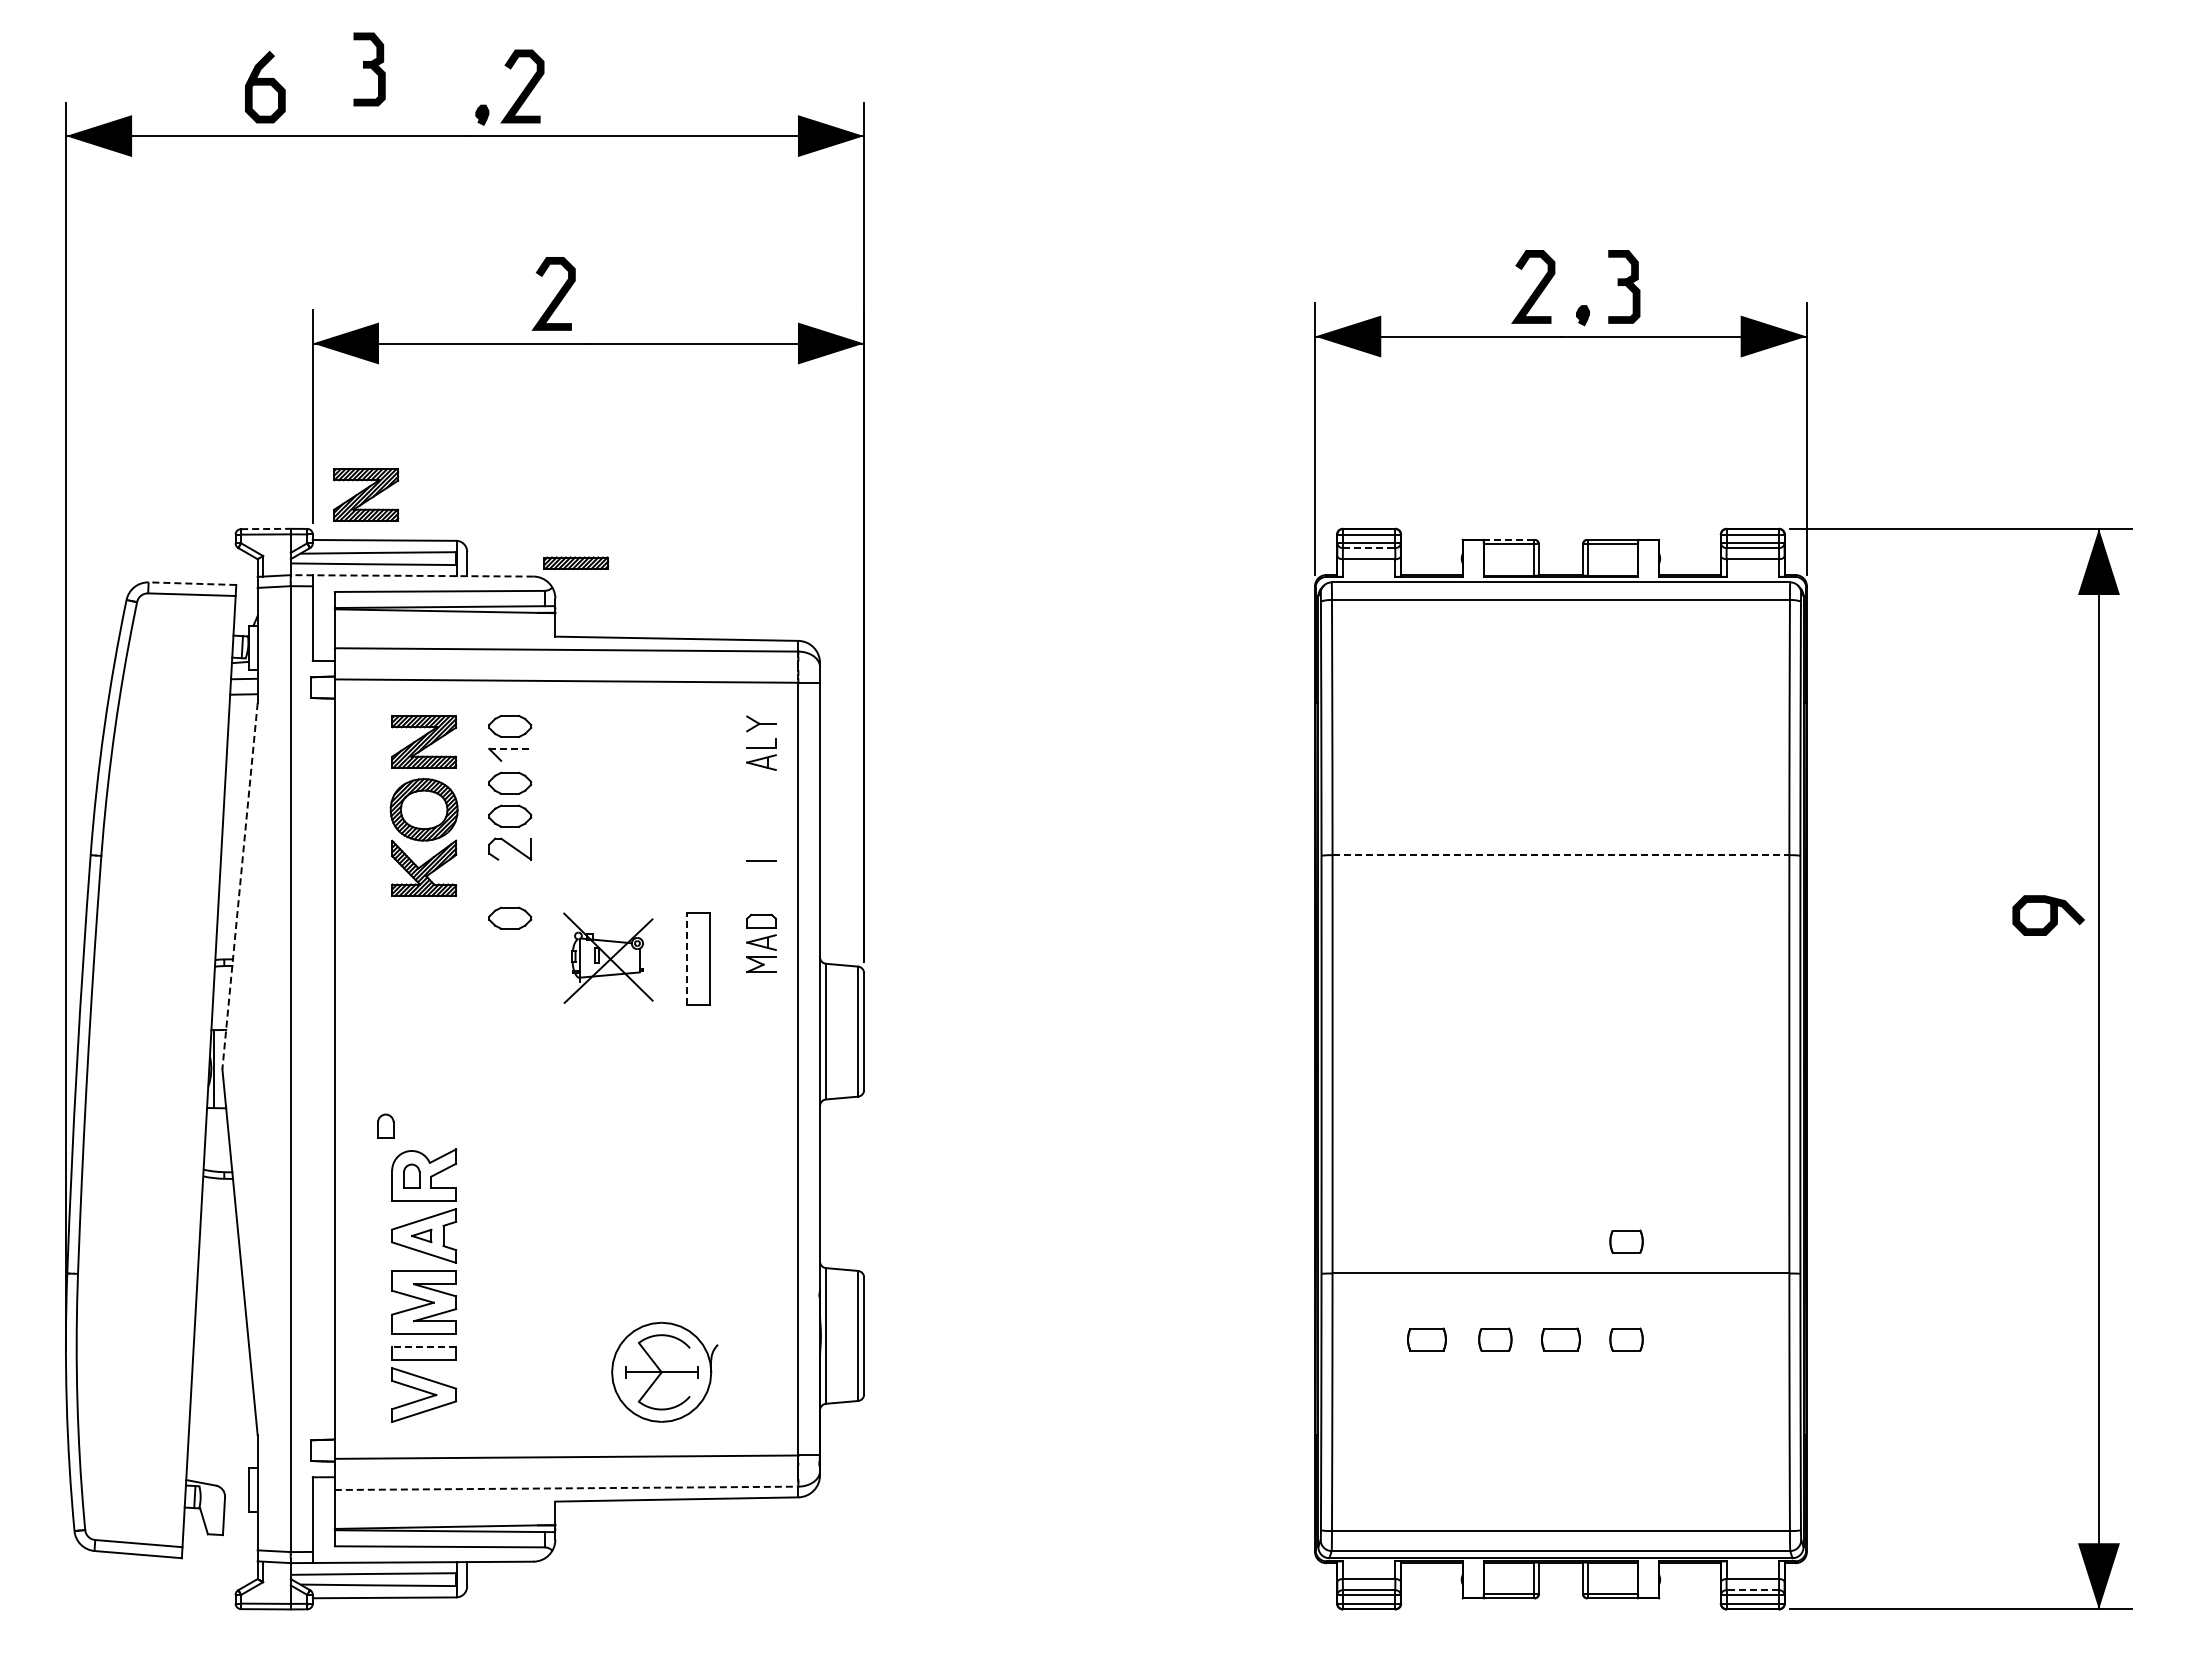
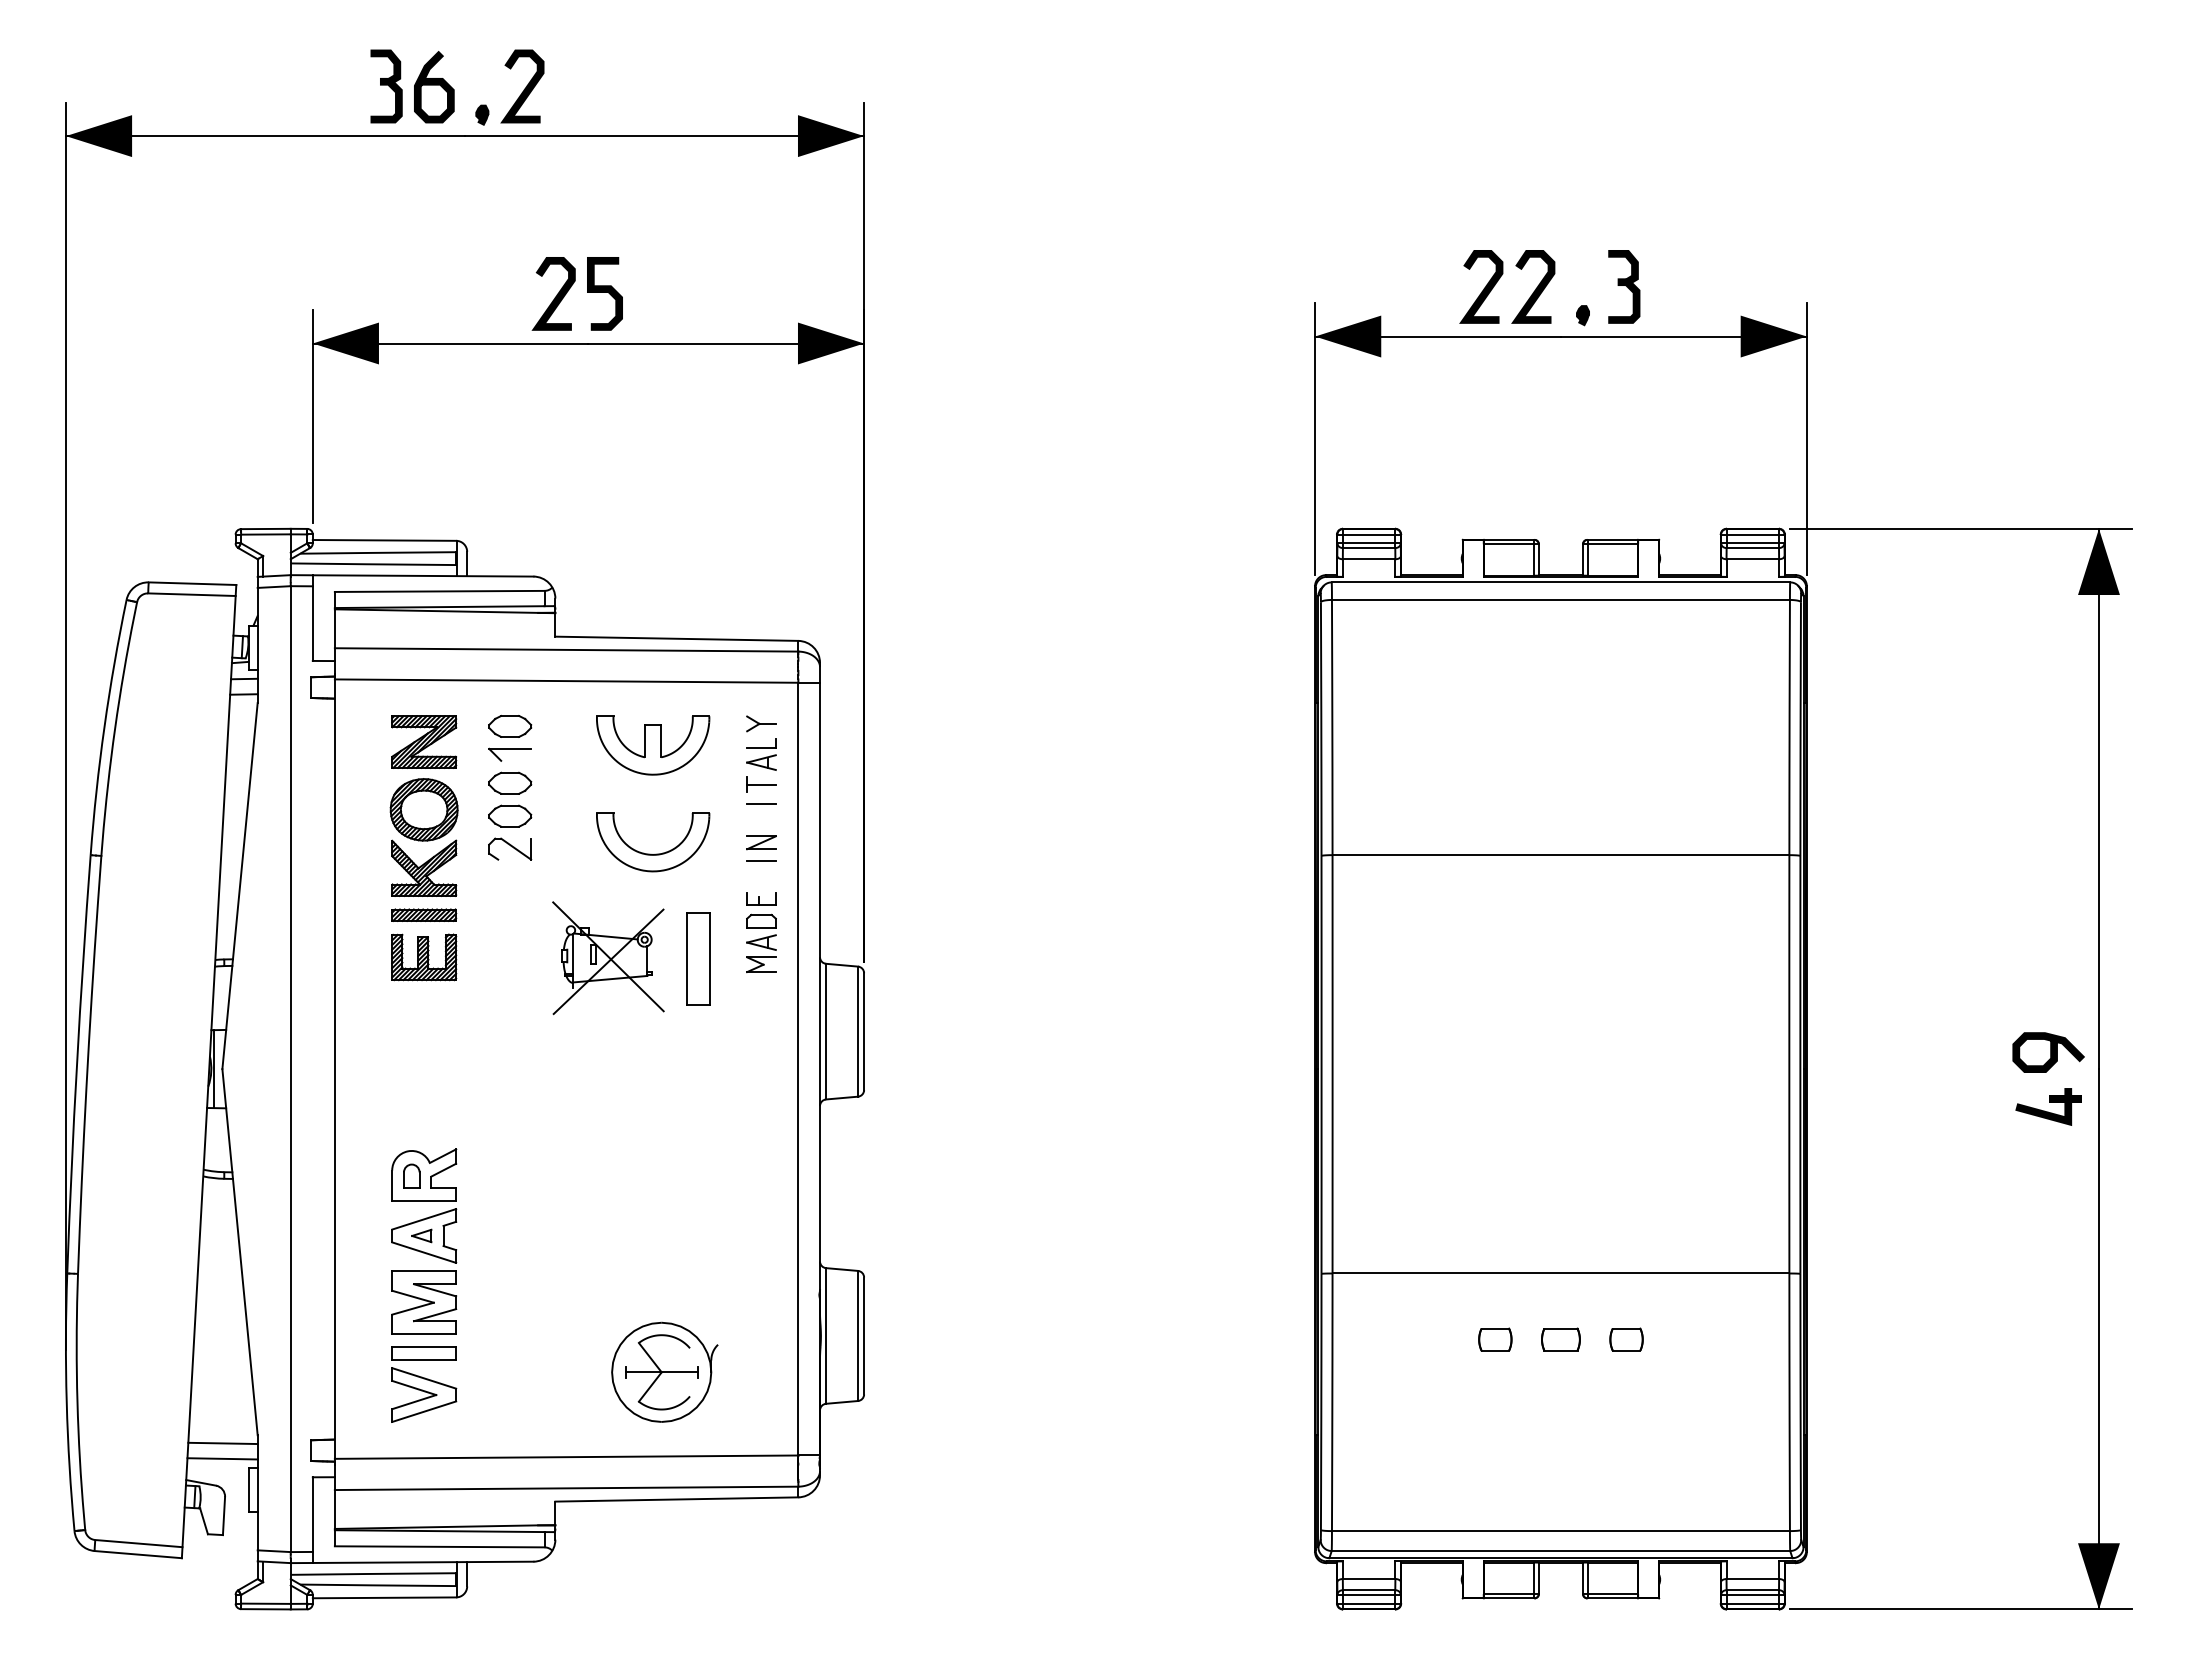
part position: (369, 69) -> (386, 86) (386, 86)
curve position: (265, 85) -> (434, 85) (434, 85)
curve: none -> present (1483, 288)
curve: none -> present (604, 292)
part: present -> none (366, 494)
line: dashed -> solid (265, 528)
line: dashed -> solid (1508, 539)
line: dashed -> solid (1369, 548)
part position: (576, 562) -> (424, 914) (424, 914)
line: dashed -> solid (411, 575)
line: dashed -> solid (192, 583)
part: none -> present (653, 745)
line: dashed -> solid (510, 748)
part: none -> present (761, 784)
line: none -> present (761, 803)
part: none -> present (761, 842)
part: none -> present (655, 853)
line: dashed -> solid (1561, 855)
line: dashed -> solid (240, 886)
part: none -> present (761, 898)
curve position: (2050, 915) -> (2050, 1052) (2050, 1052)
part: present -> none (510, 917)
part: none -> present (424, 957)
part size: 91x92 px -> 113x115 px (608, 958)
line: dashed -> solid (687, 958)
part: none -> present (2048, 1106)
part: present -> none (385, 1125)
part: present -> none (1626, 1241)
part: present -> none (1426, 1339)
line: dashed -> solid (424, 1346)
line: none -> present (222, 1443)
line: none -> present (222, 1458)
line: dashed -> solid (566, 1488)
line: dashed -> solid (1752, 1590)
